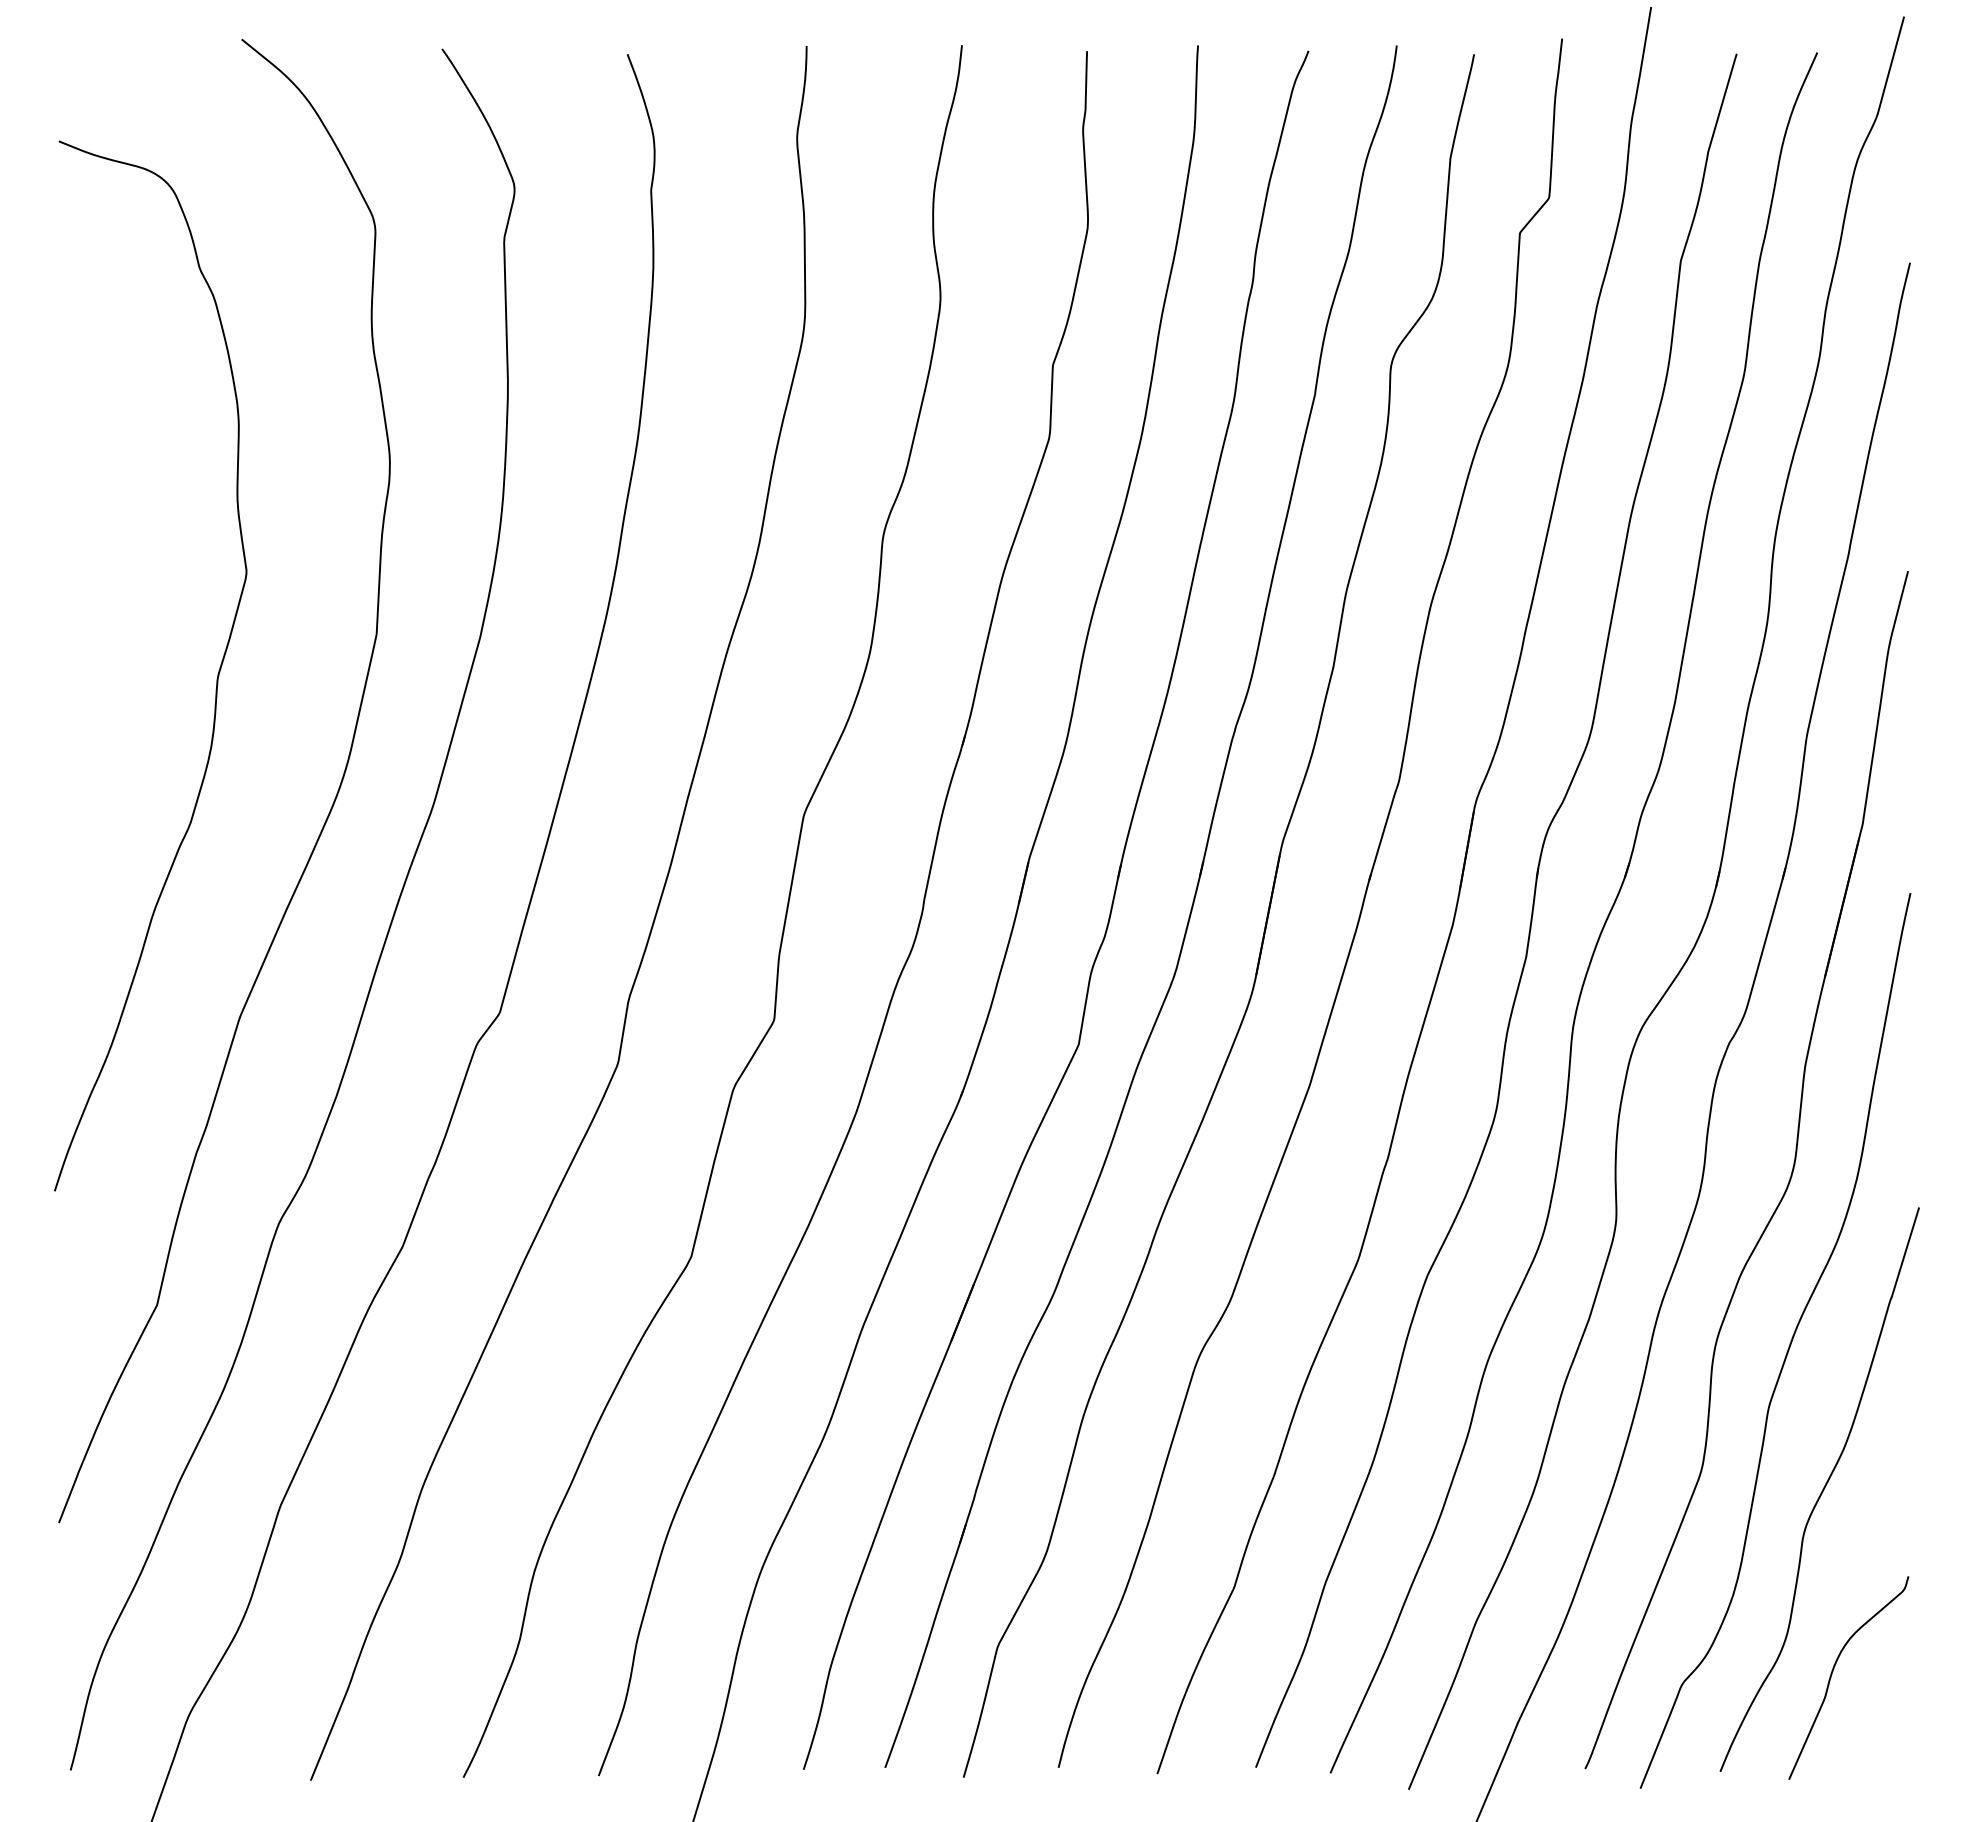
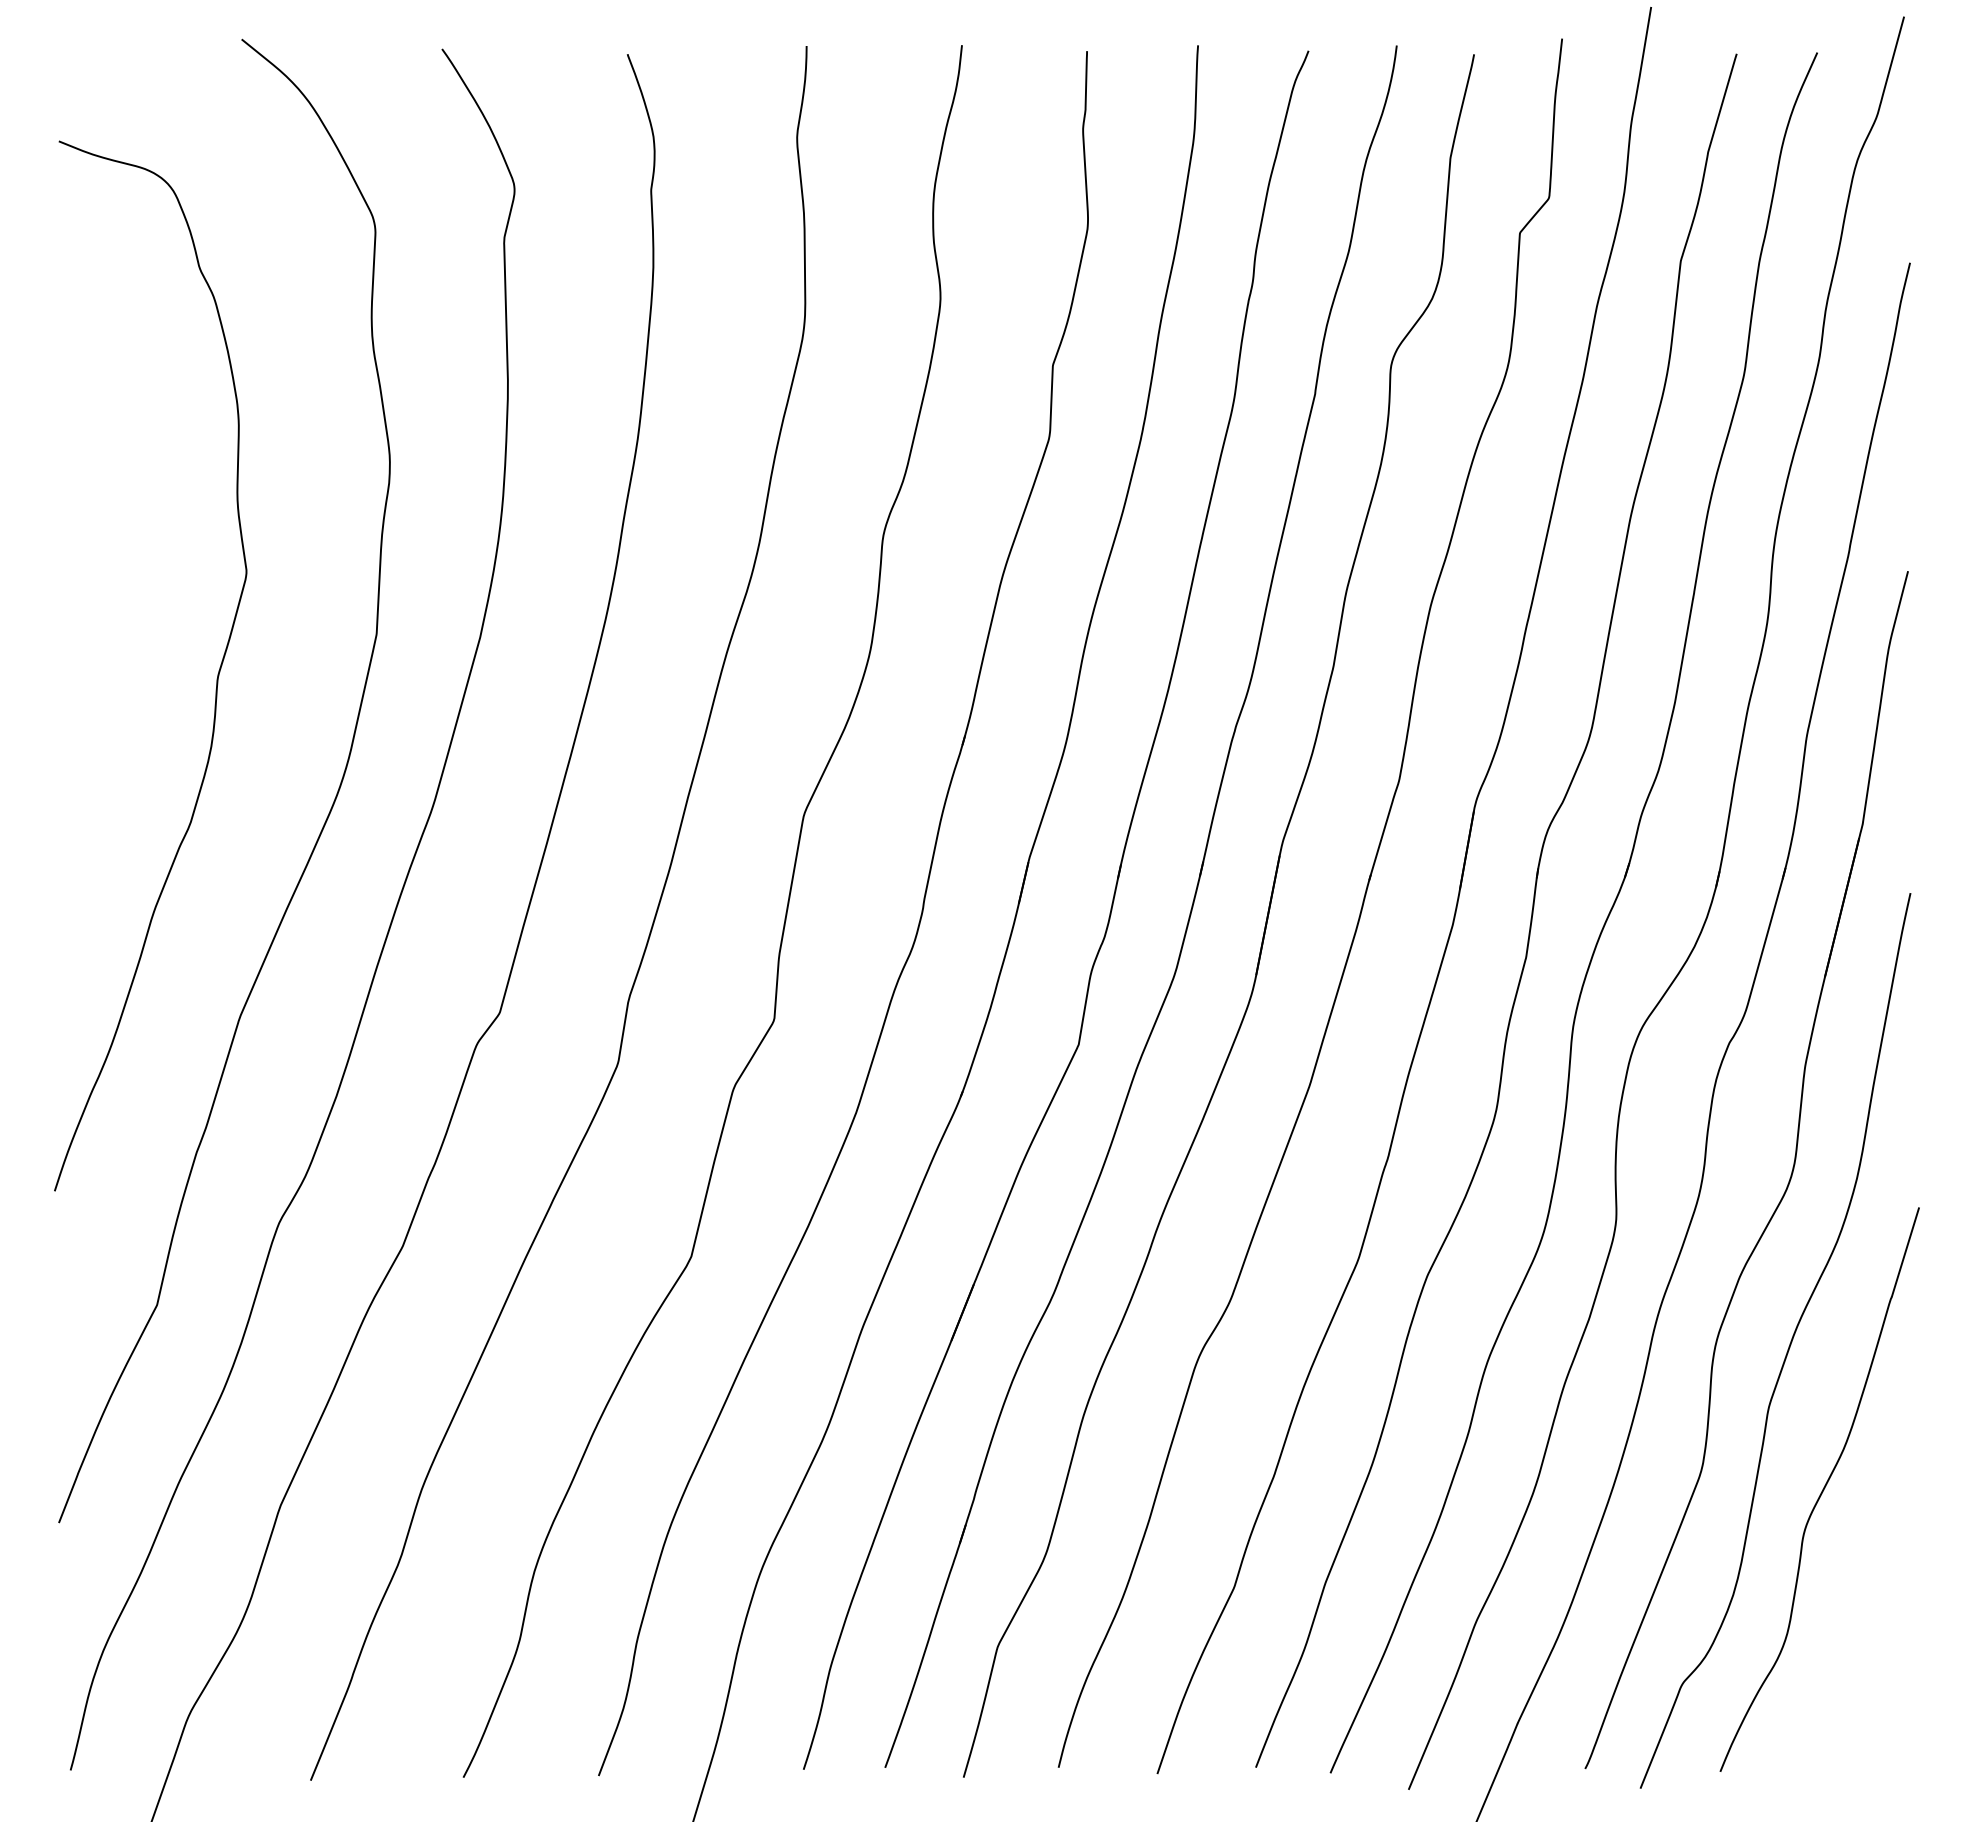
curve: present -> none (1834, 1669)
